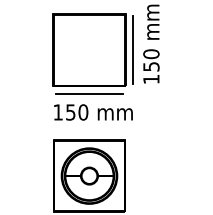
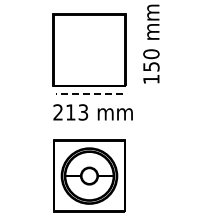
line: present -> none (133, 49)
line: solid -> dashed (89, 93)
text: 150 -> 213 (70, 112)
